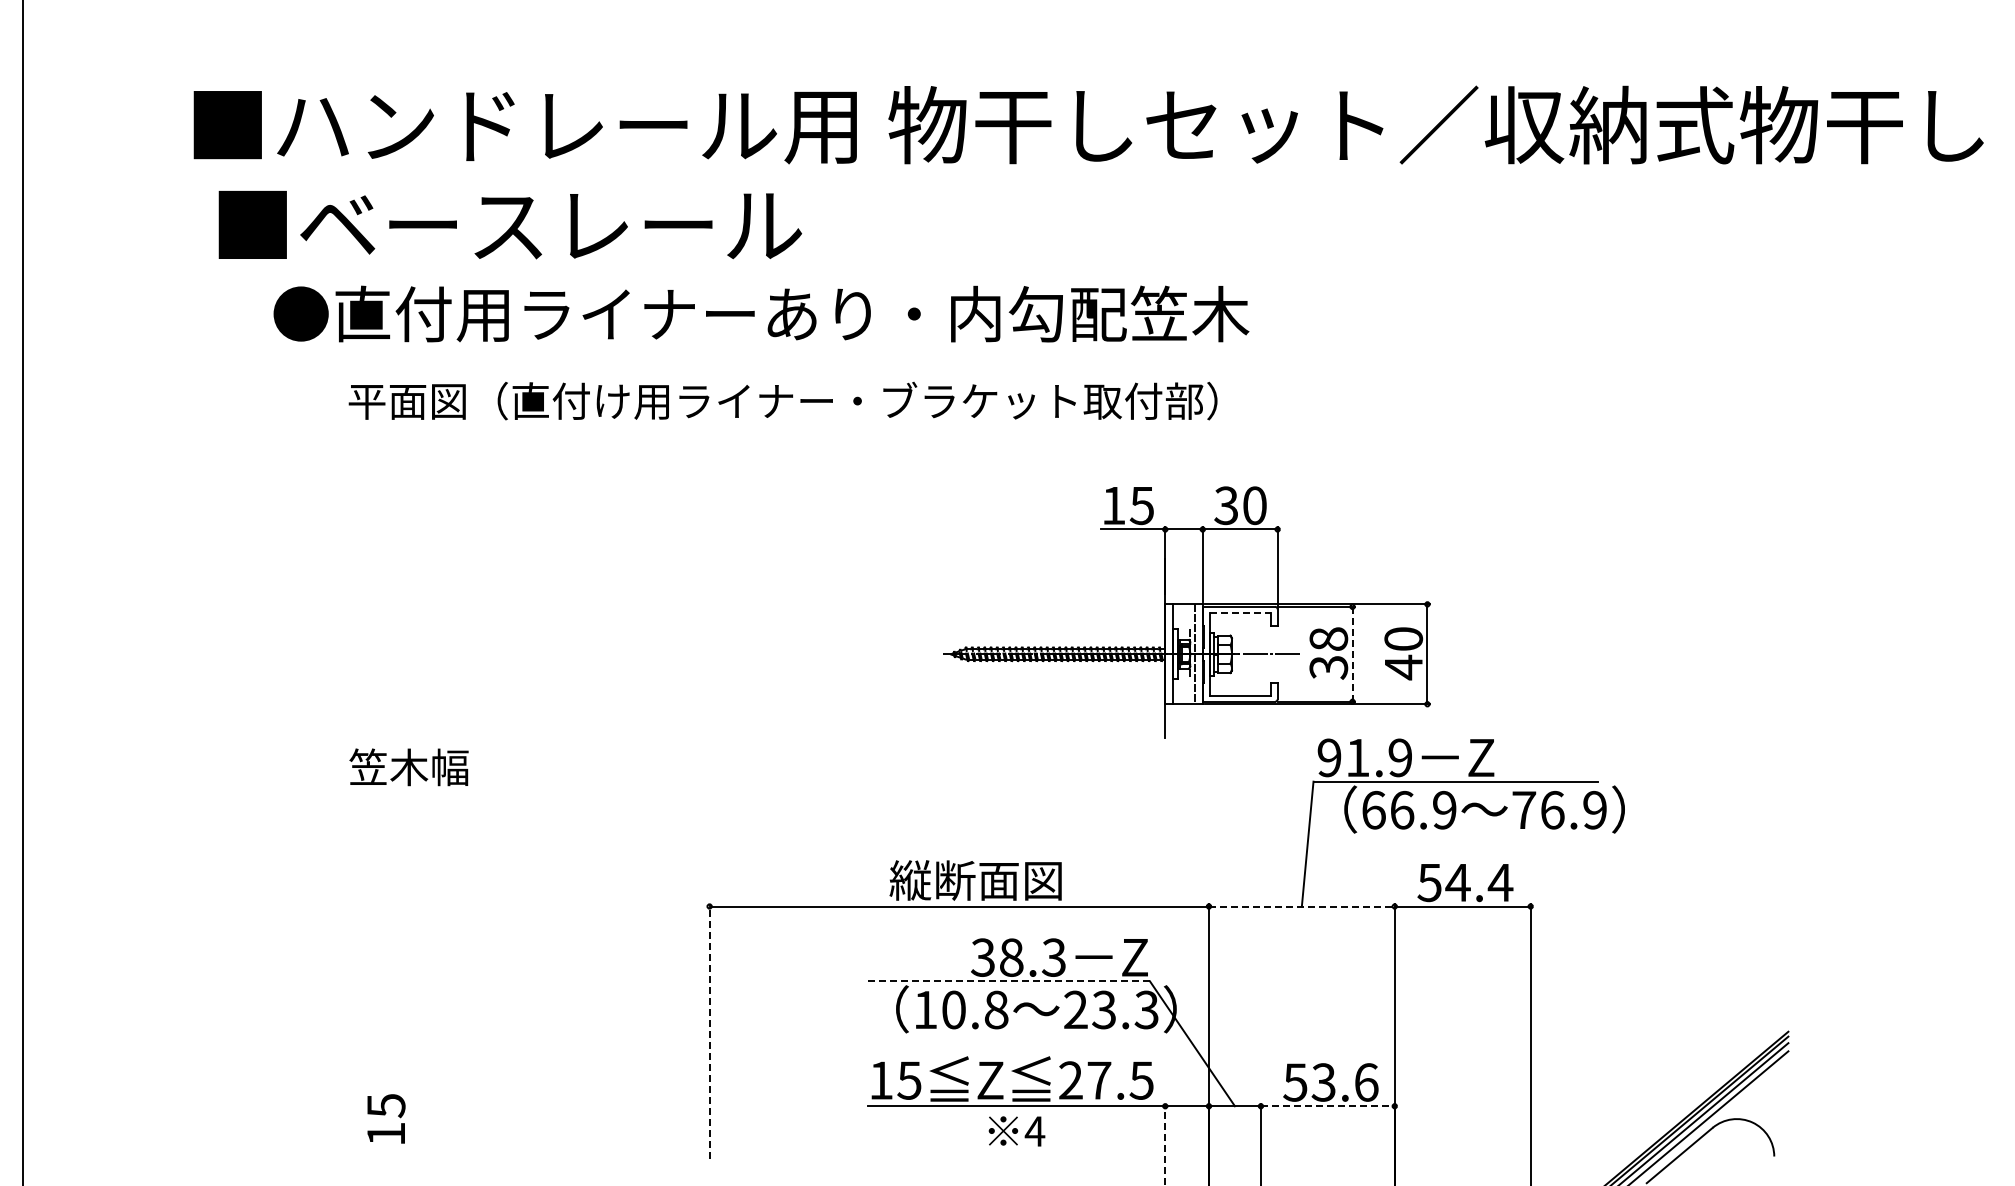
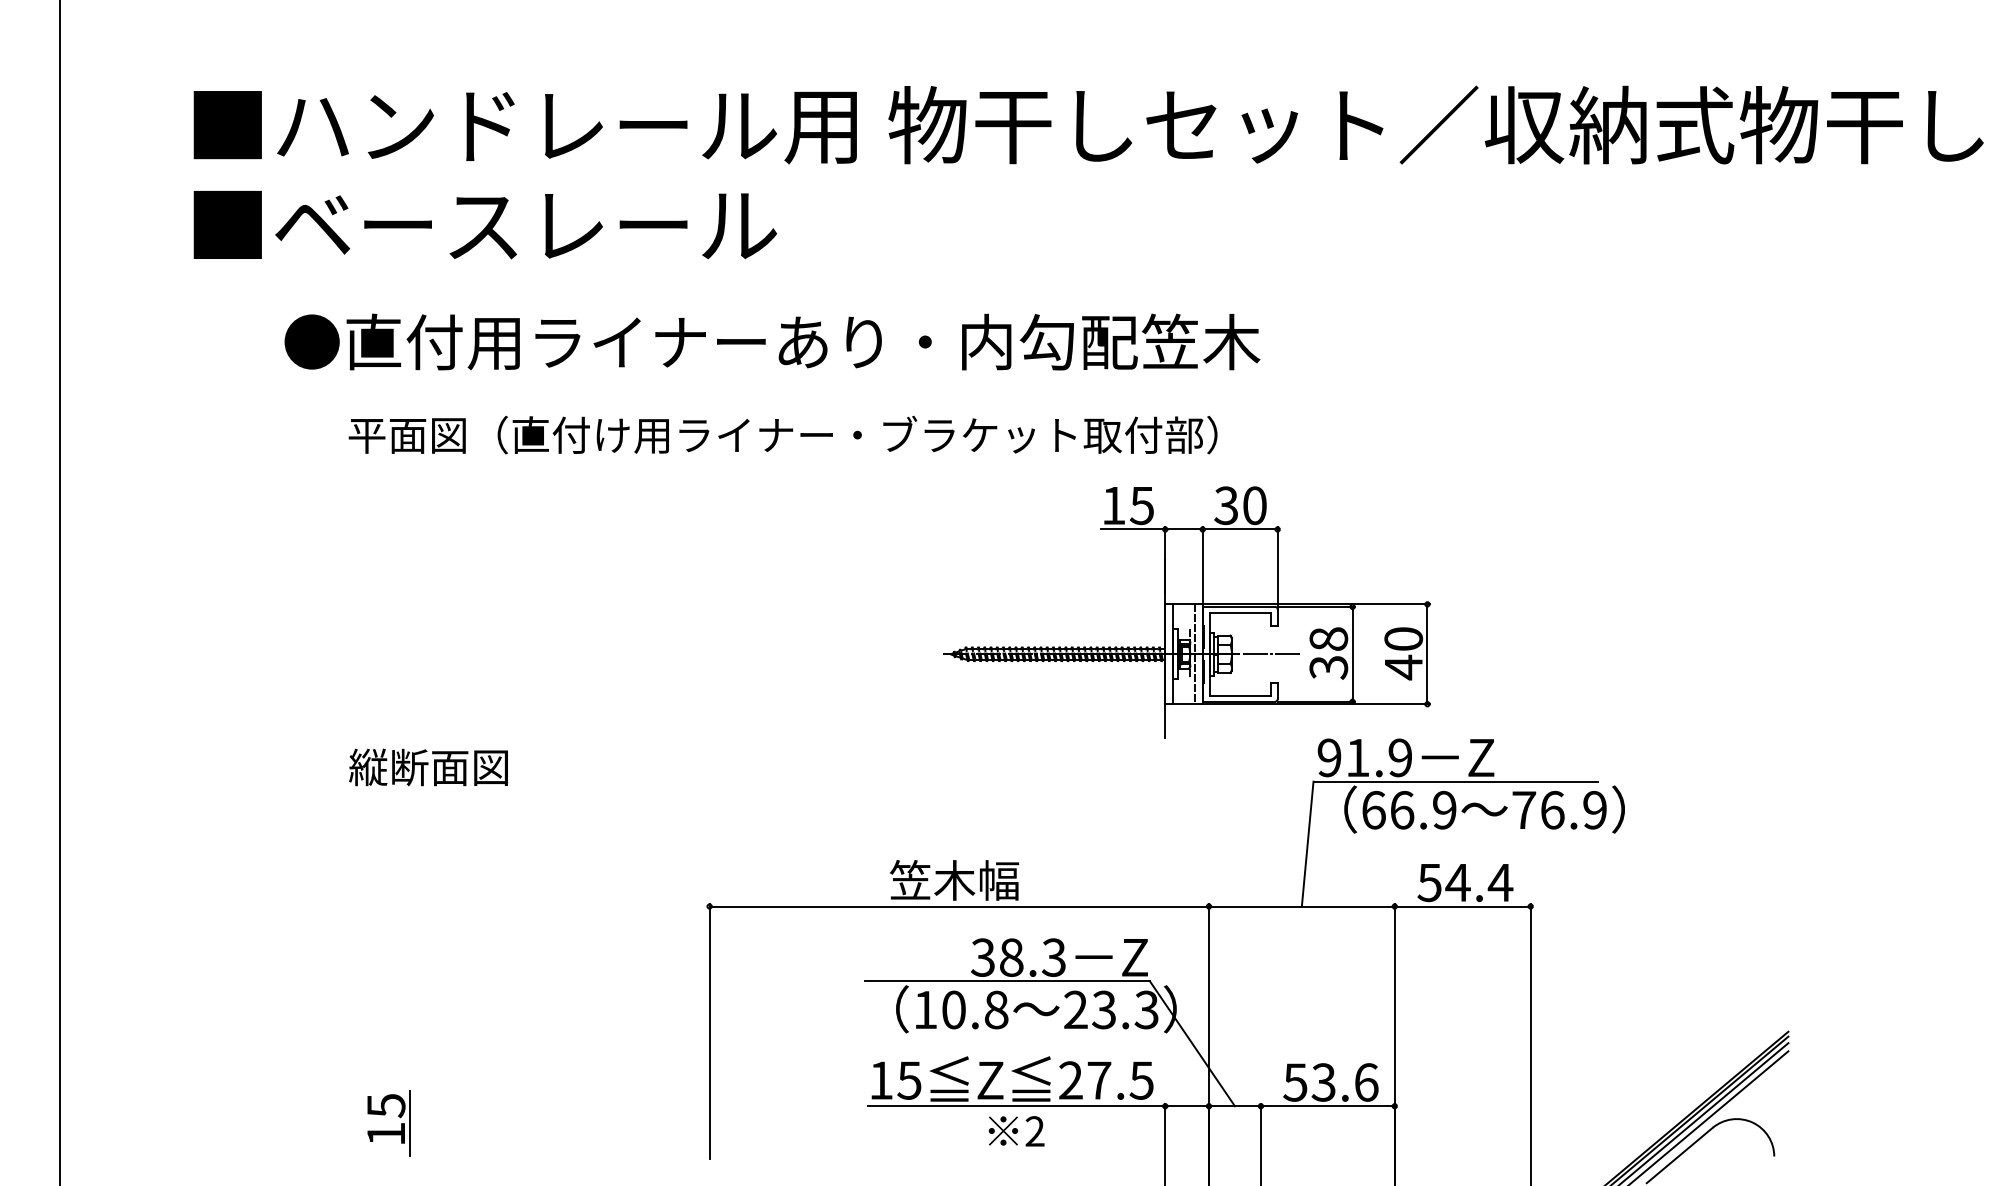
text position: (510, 225) -> (485, 225) (485, 225)
text position: (761, 313) -> (772, 341) (772, 341)
text position: (782, 400) -> (782, 434) (782, 434)
line position: (23, 592) -> (60, 592) (60, 592)
line: dashed -> solid (1240, 613)
line: dashed -> solid (1352, 654)
text: 笠木幅 -> 縦断面図 (428, 767)
text: 縦断面図 -> 笠木幅 (975, 880)
line: dashed -> solid (1301, 906)
line: dashed -> solid (1007, 981)
line: dashed -> solid (709, 1030)
line: dashed -> solid (1327, 1106)
line: none -> present (410, 1123)
text: 4 -> 2 (1034, 1131)
line: dashed -> solid (1165, 1144)
